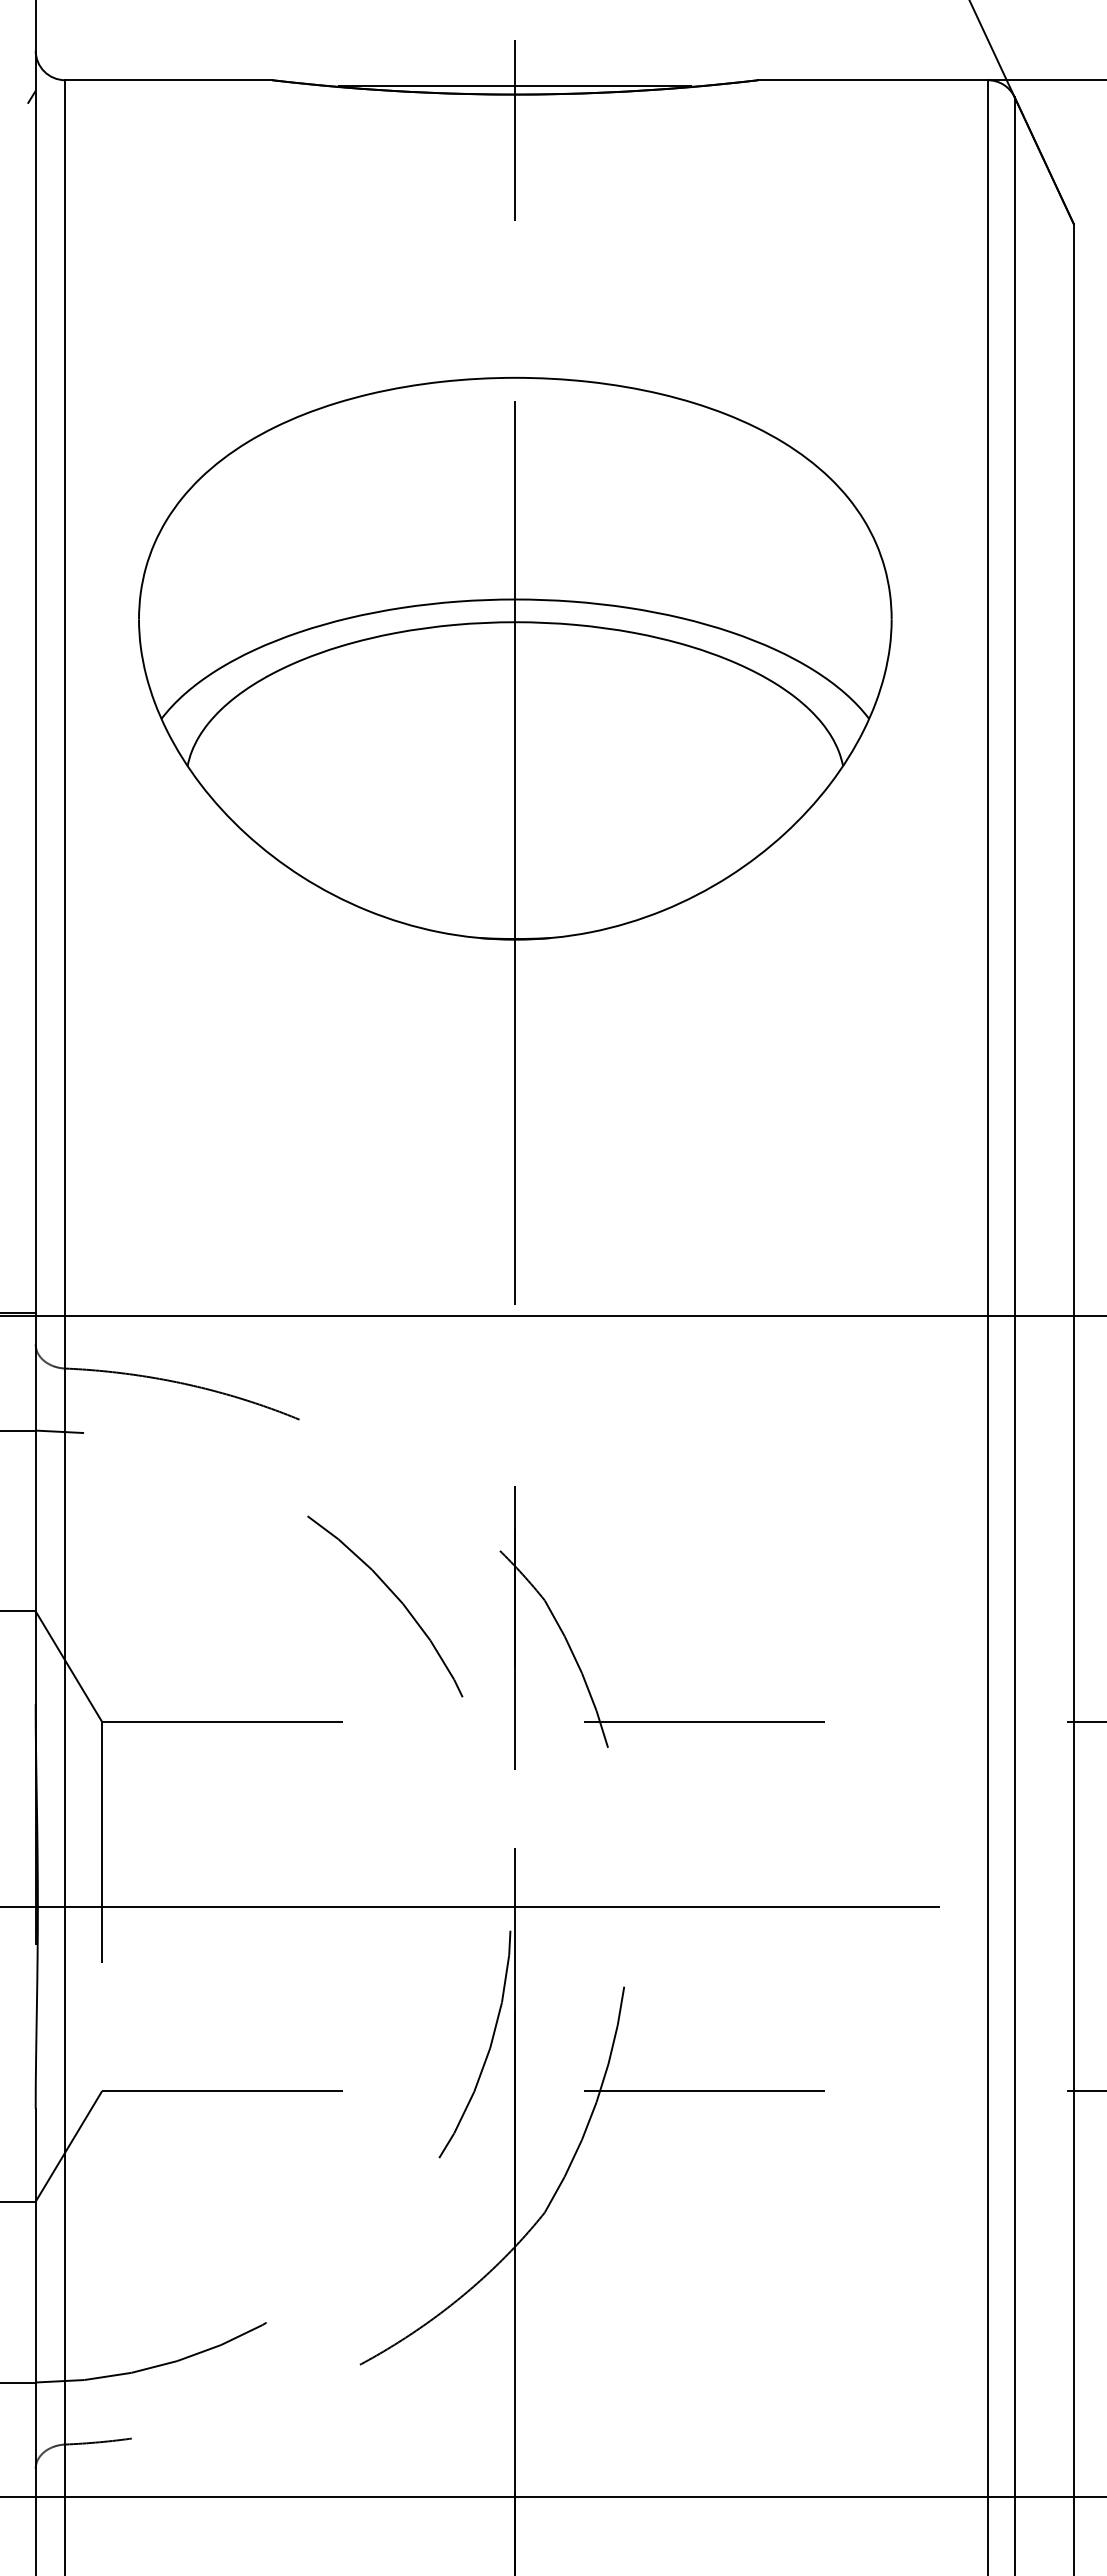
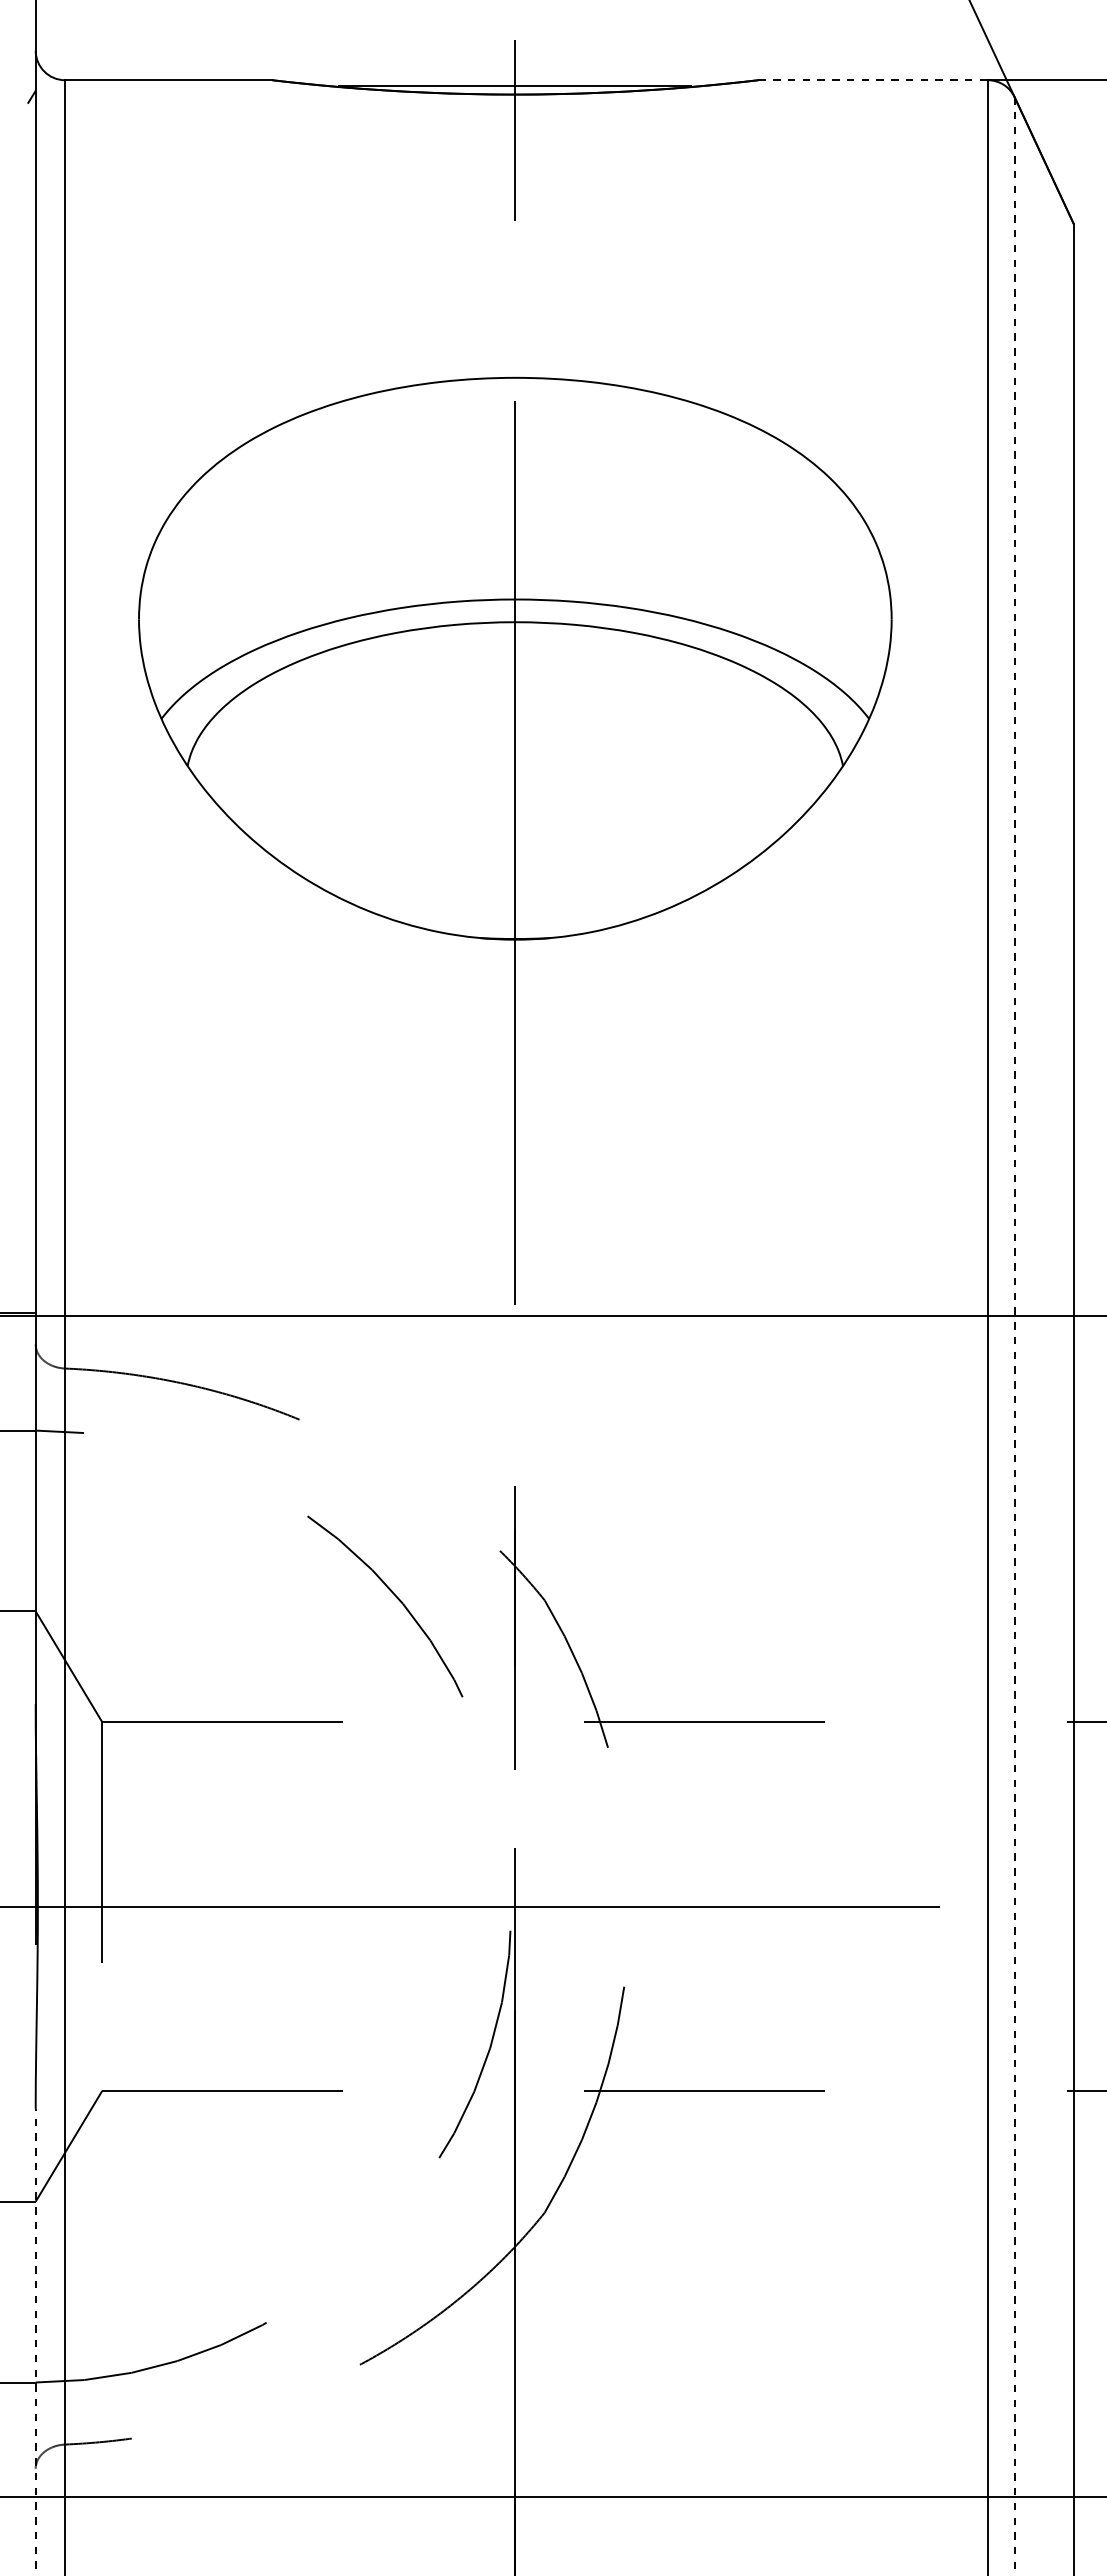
line: solid -> dashed (873, 80)
line: solid -> dashed (1014, 1337)
line: solid -> dashed (35, 2341)
